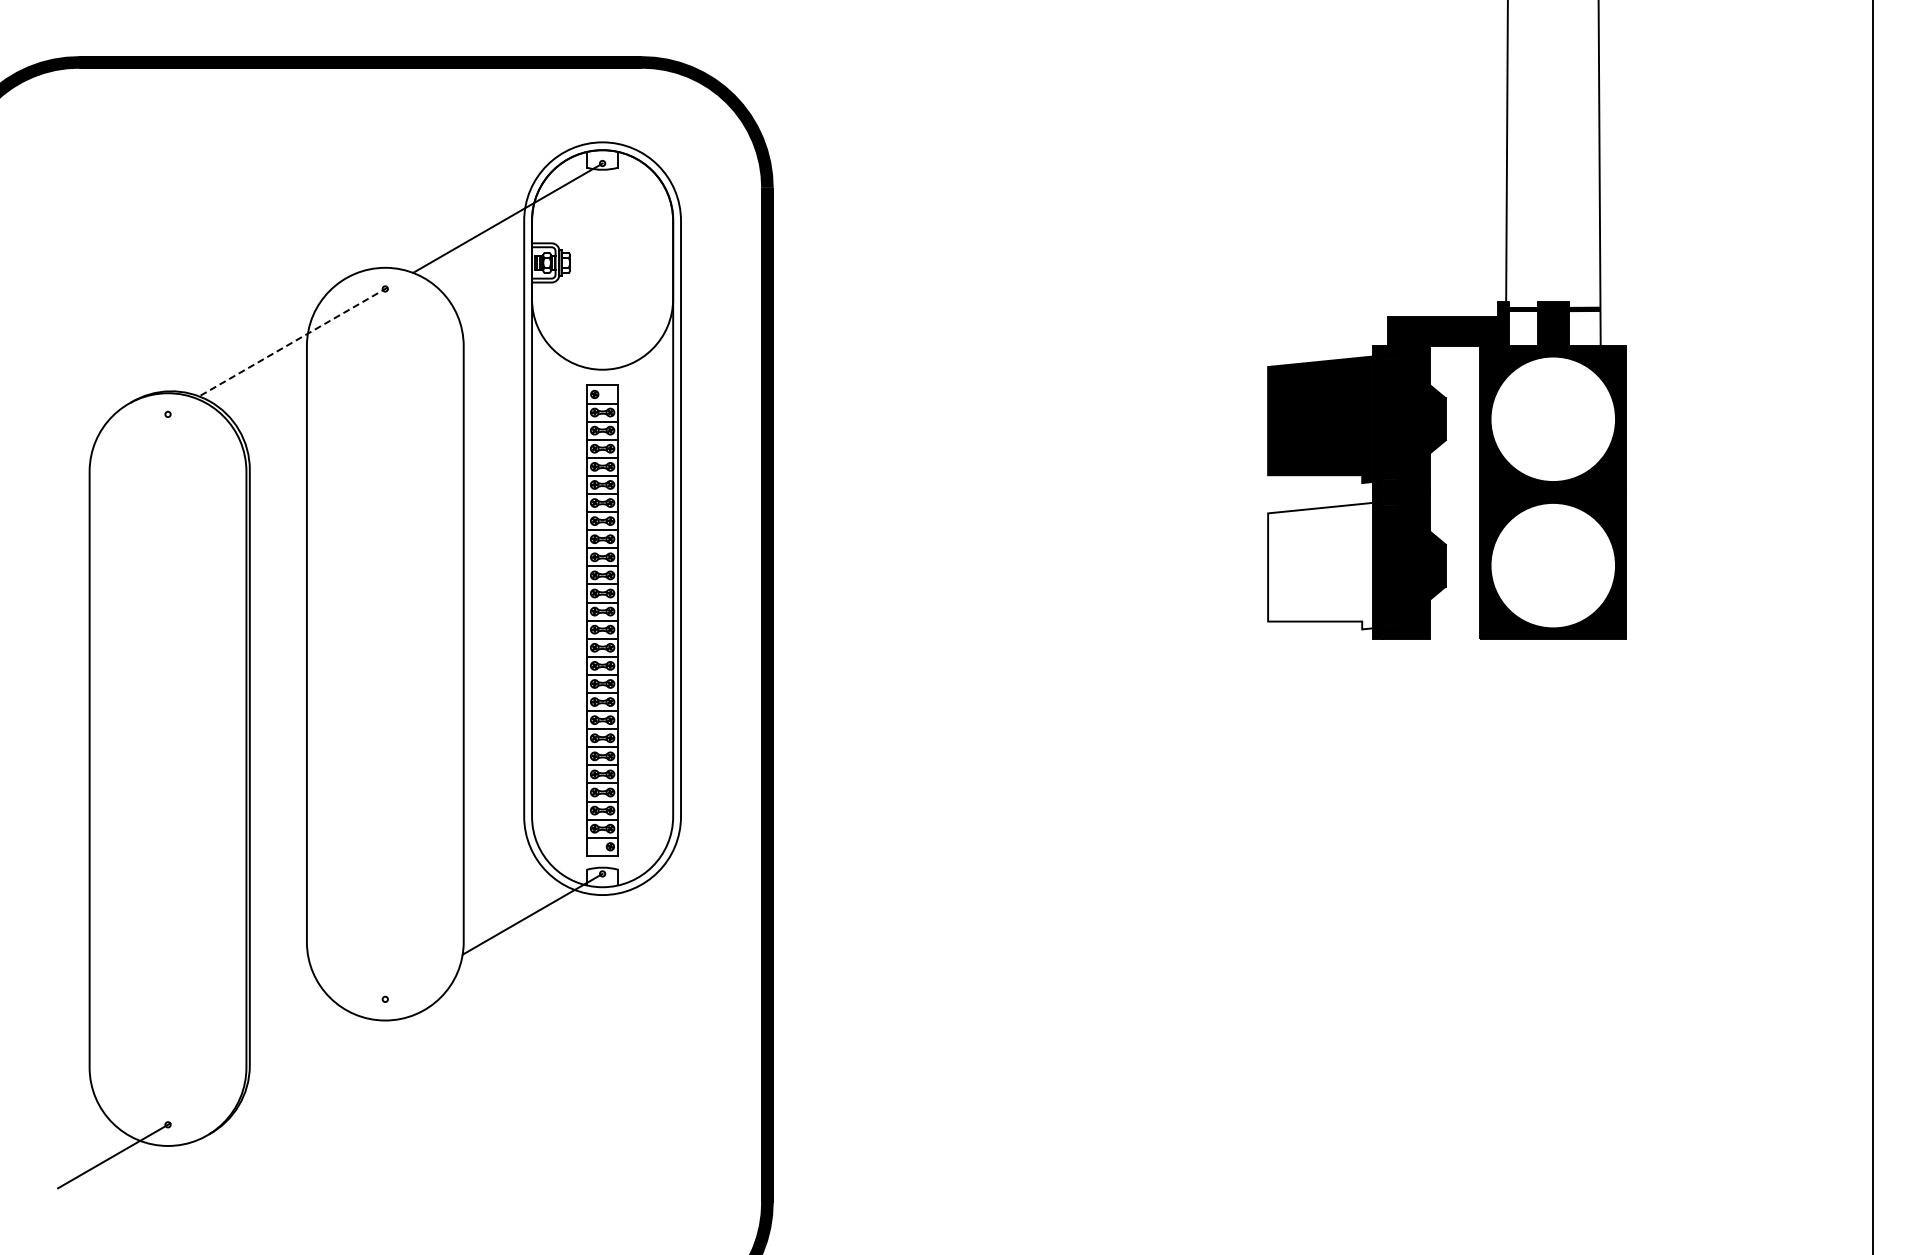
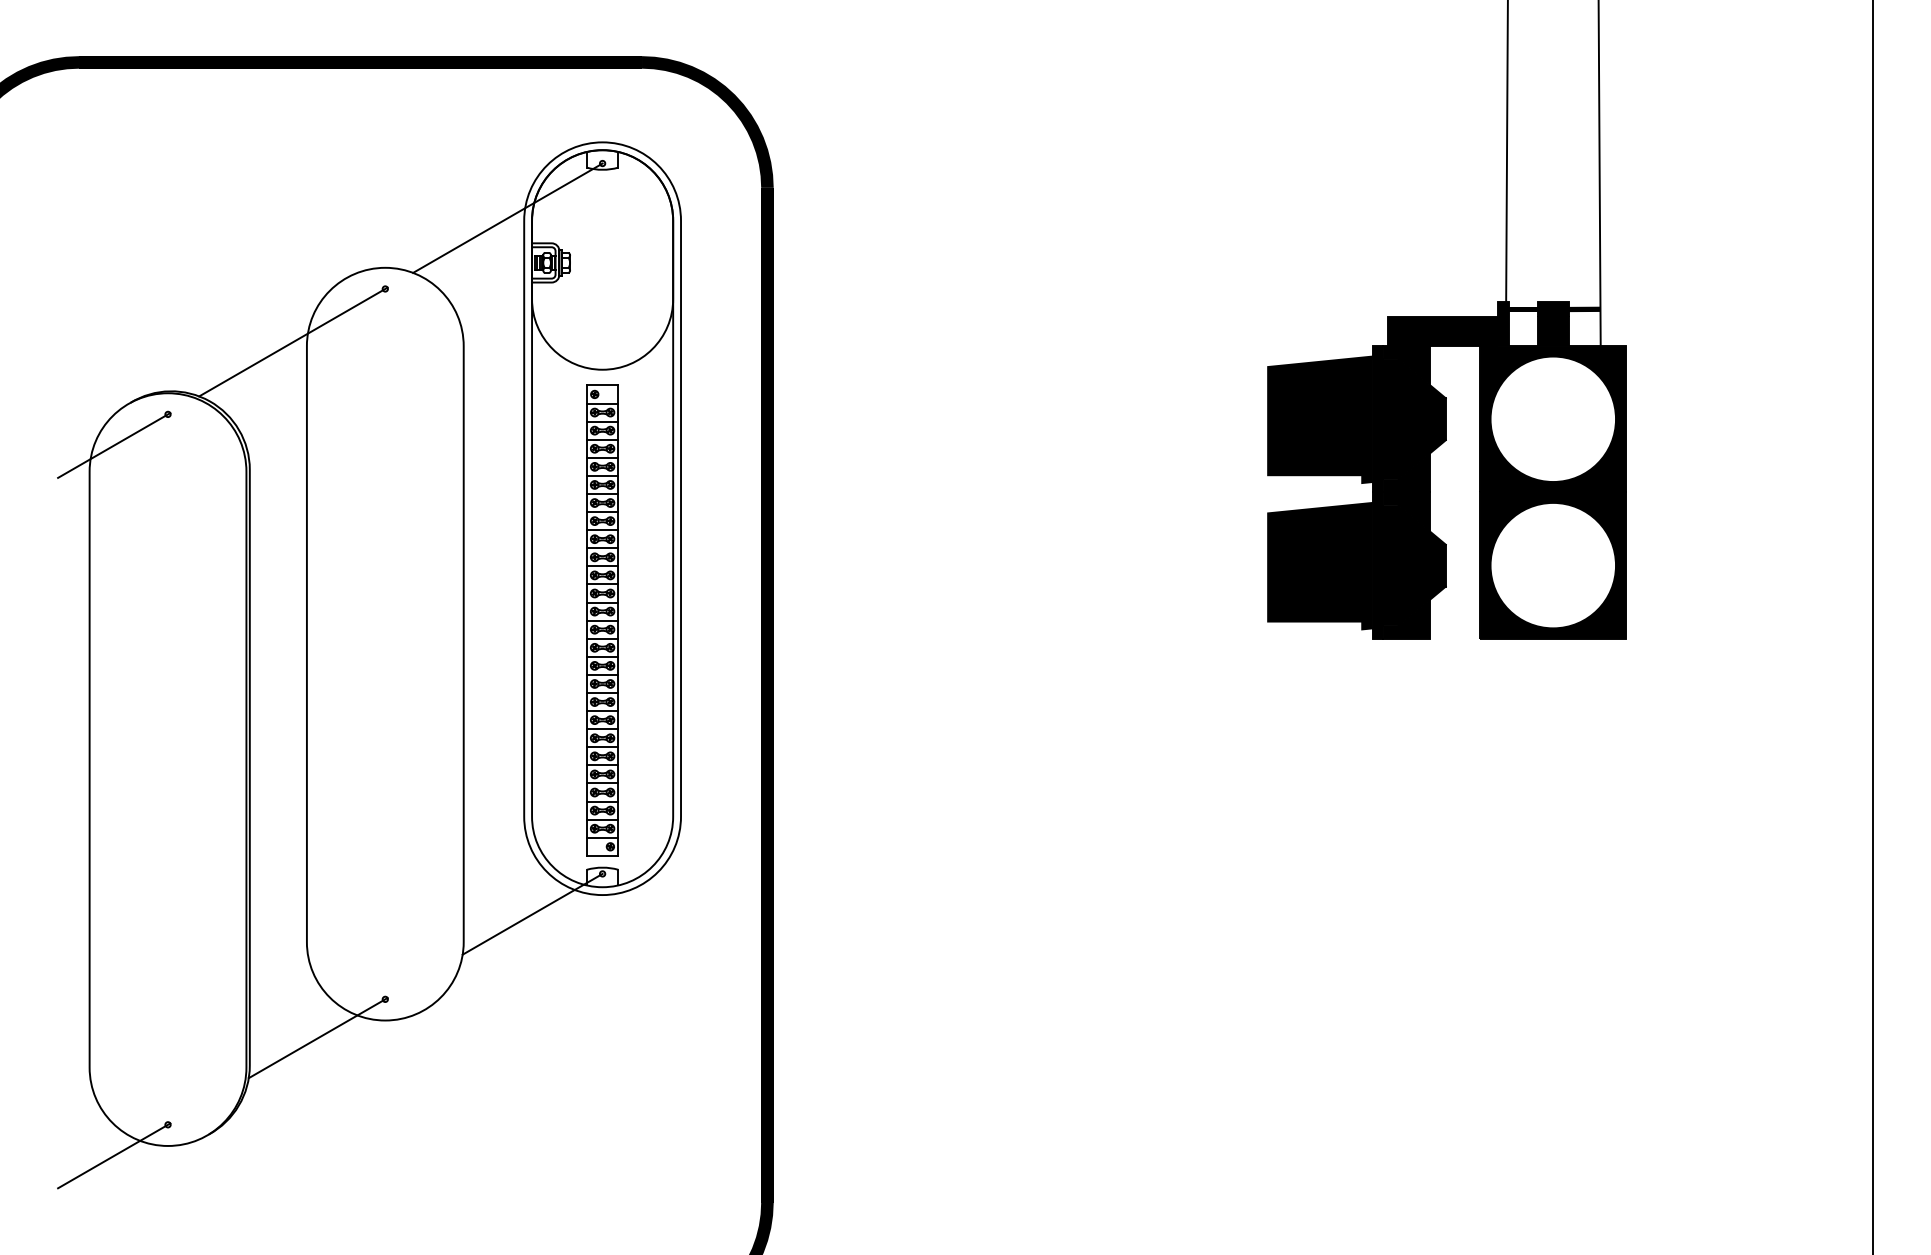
line: dashed -> solid (293, 342)
line: none -> present (114, 445)
fill: none -> present (1320, 565)
line: none -> present (317, 1038)
